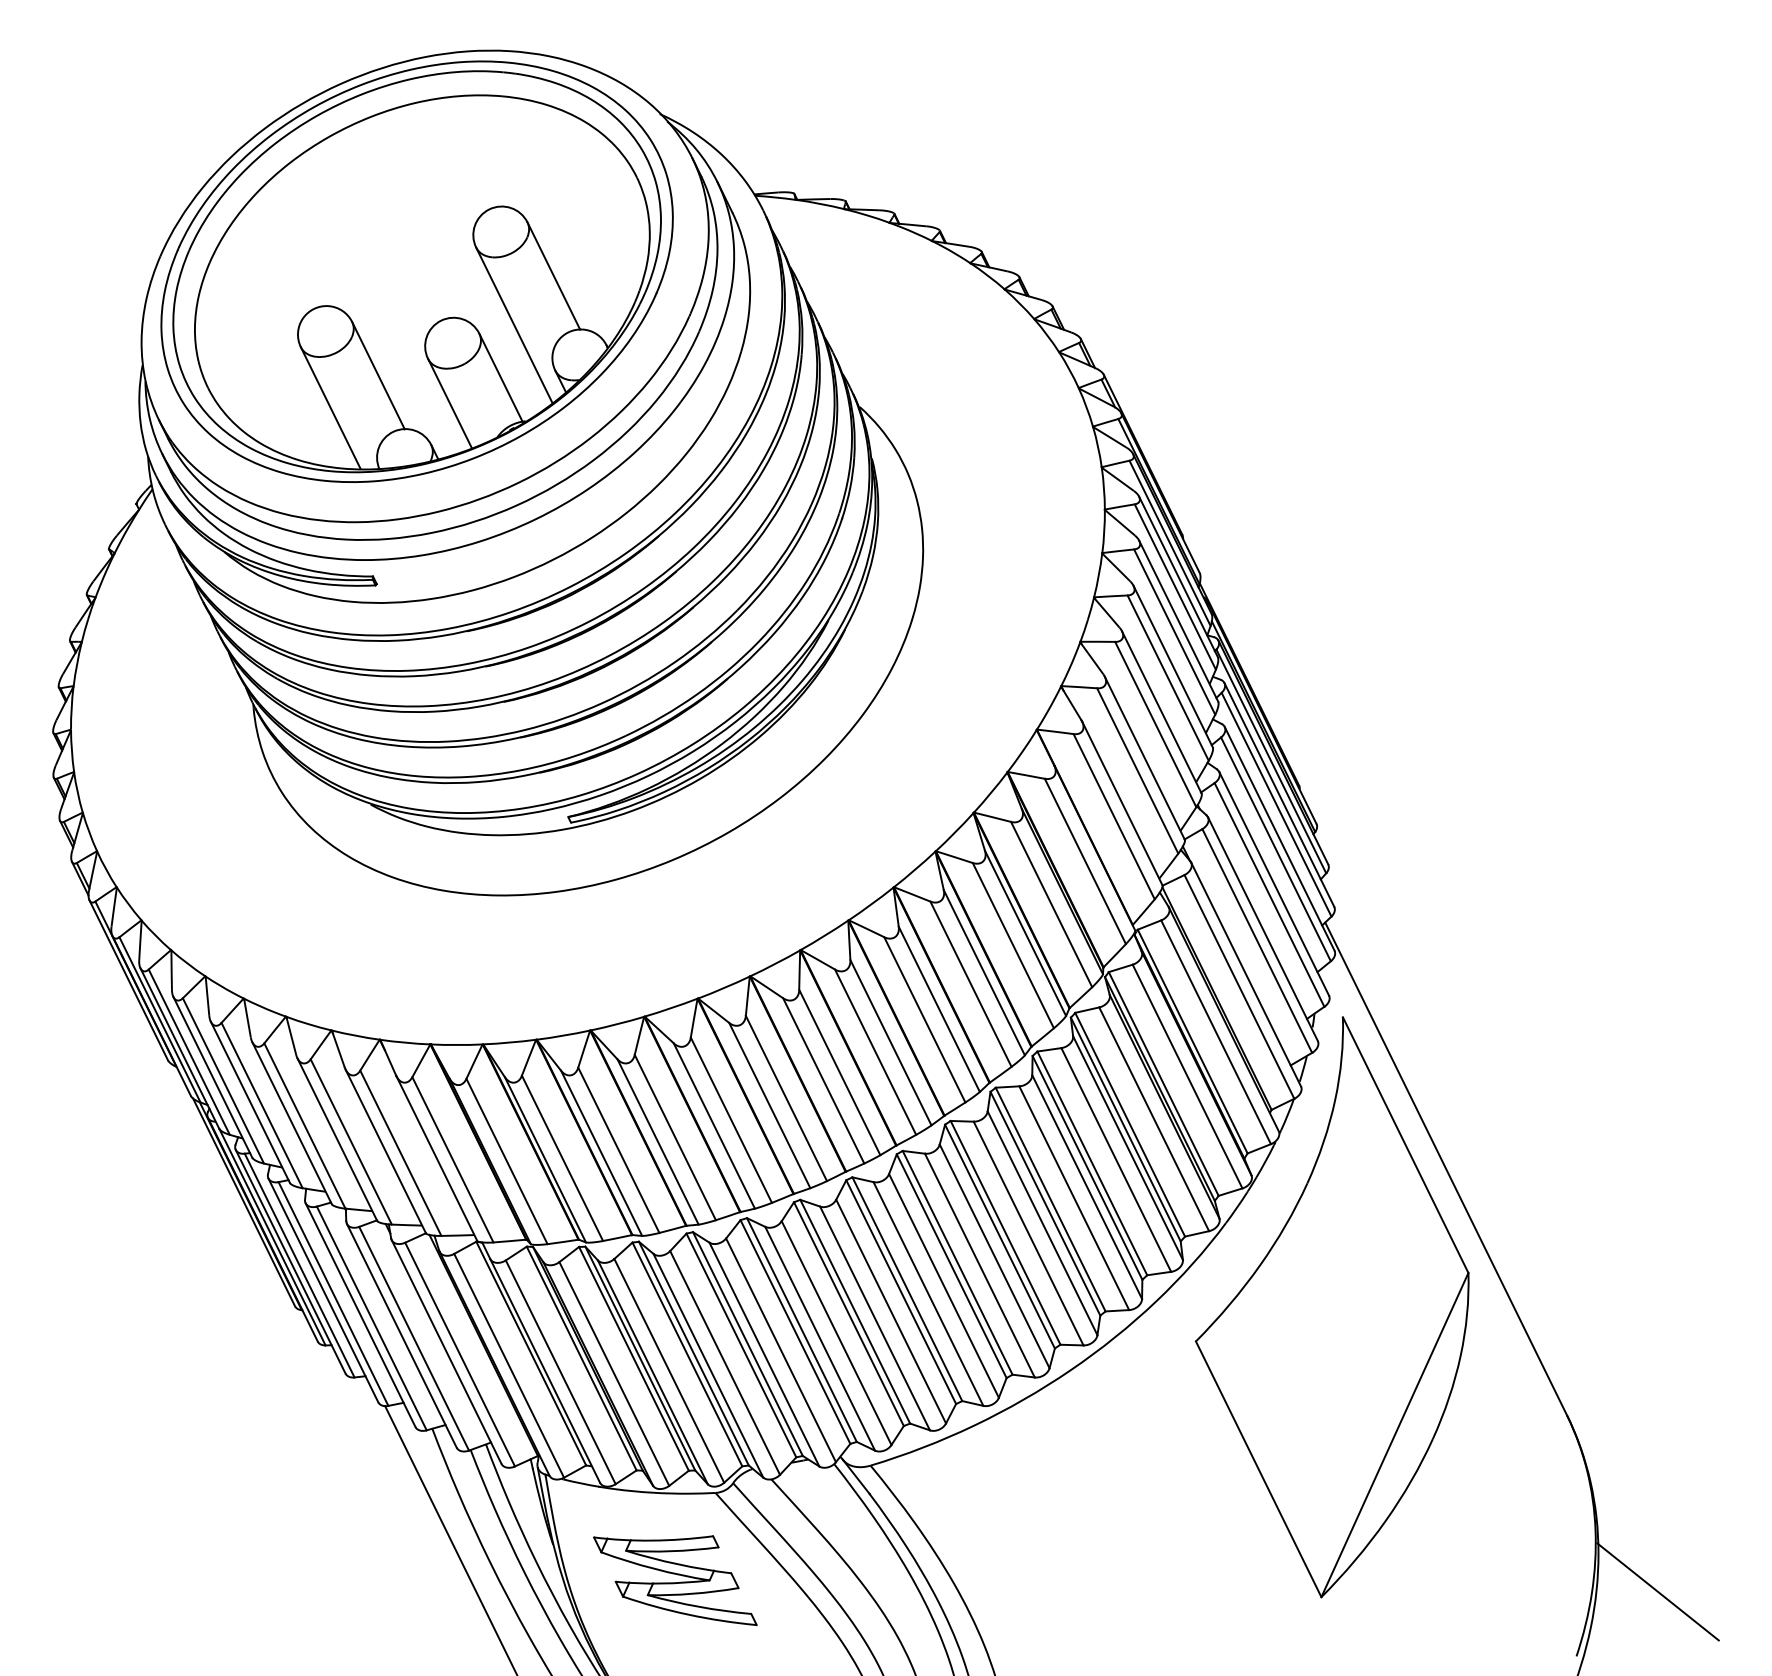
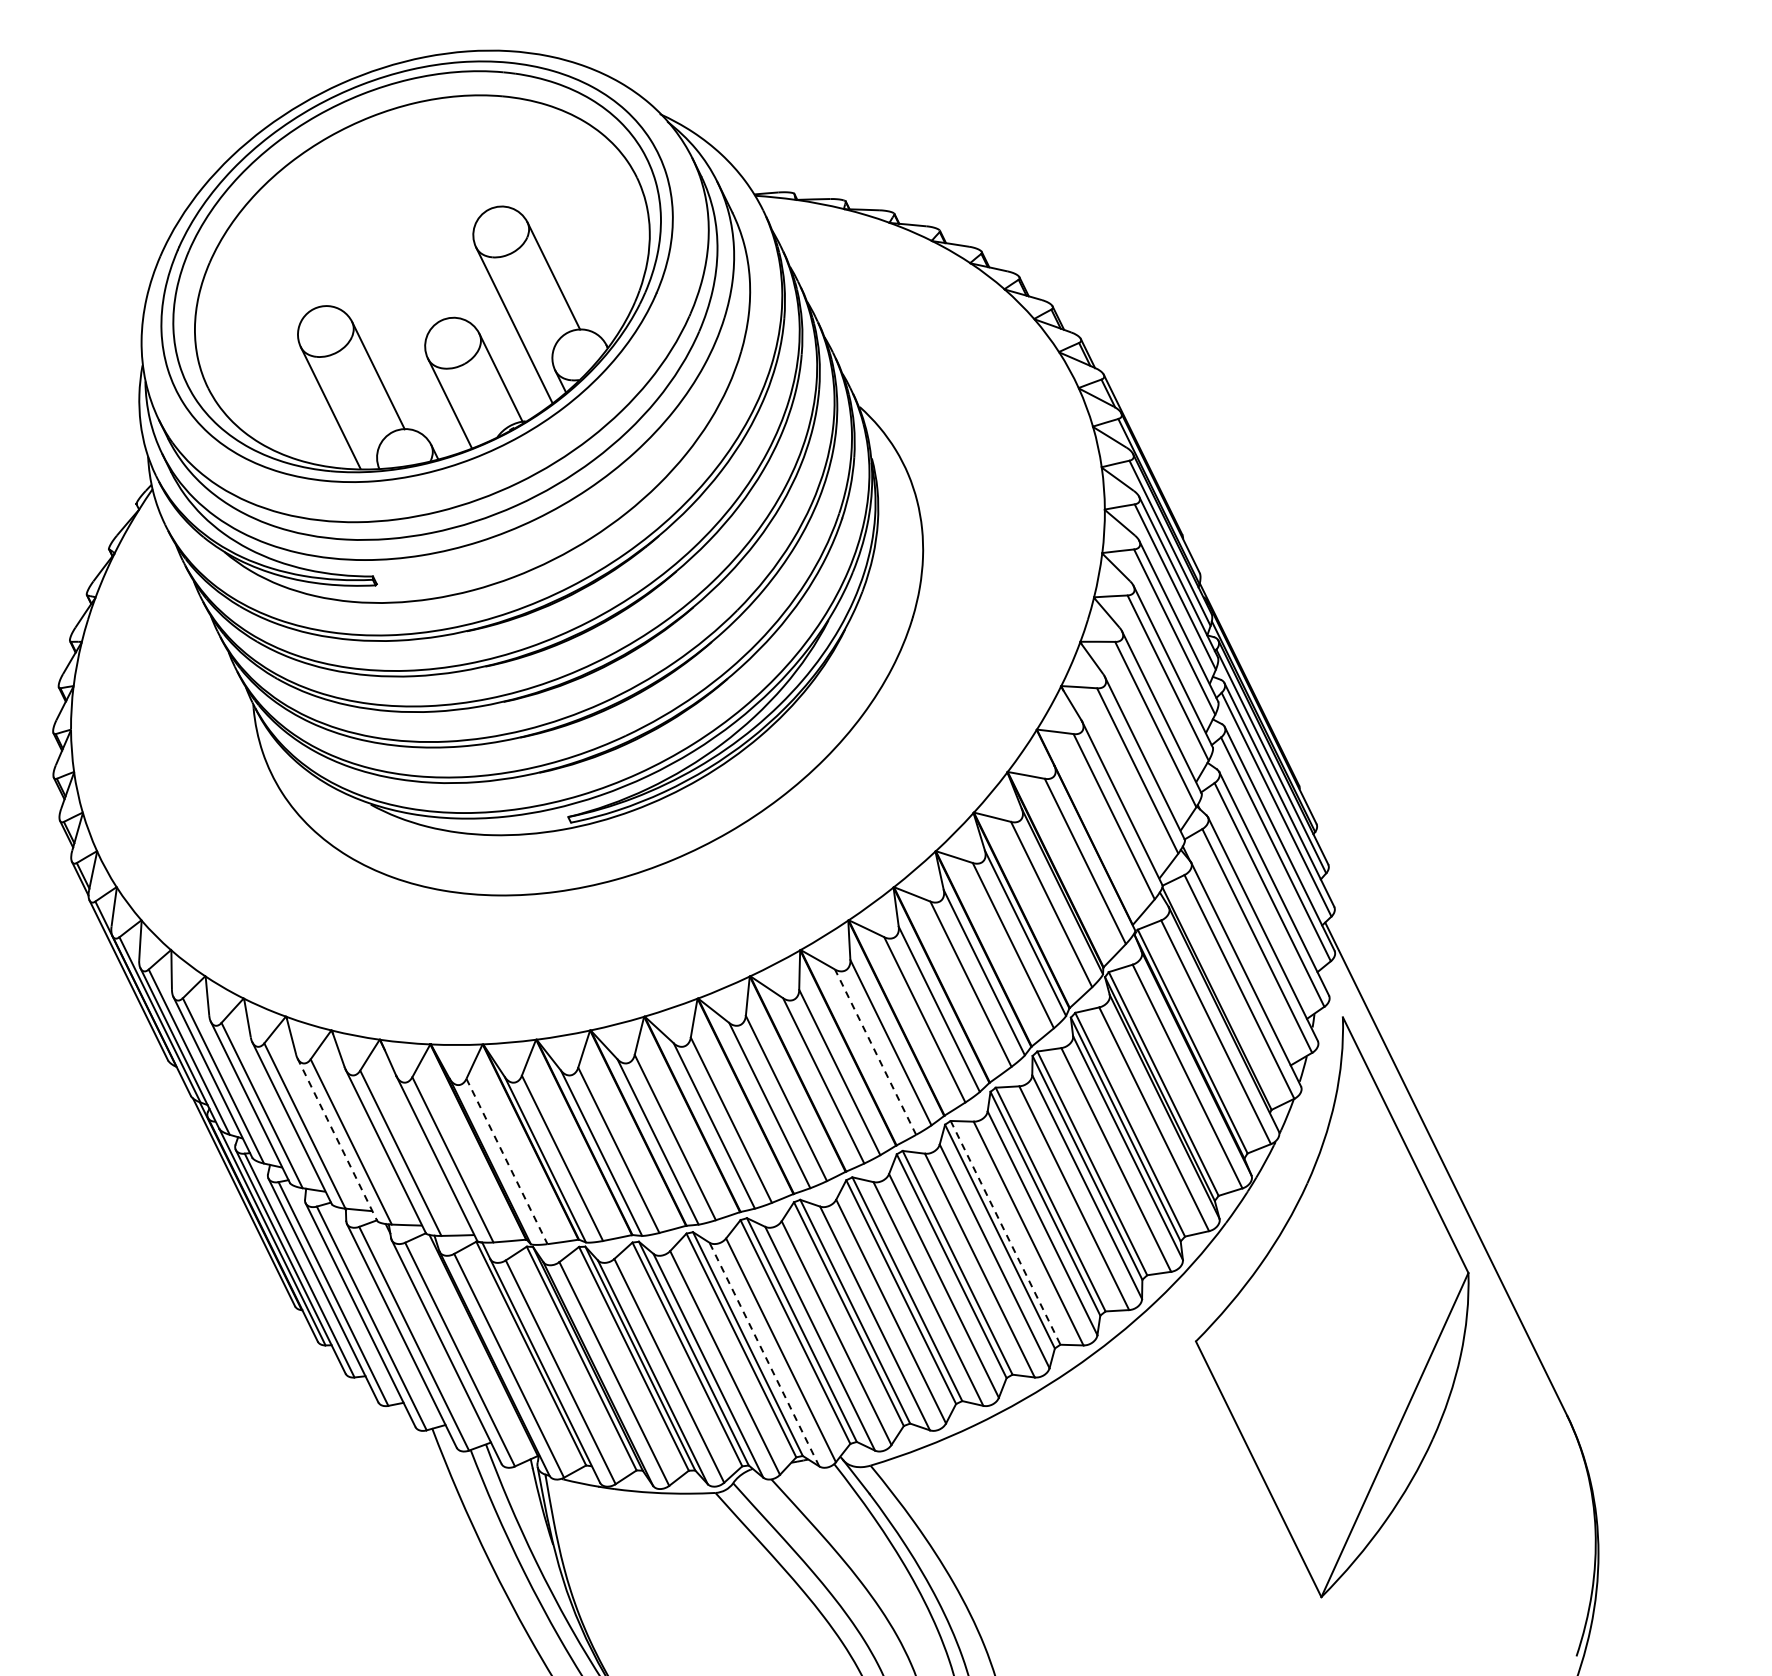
line: solid -> dashed (875, 1051)
line: solid -> dashed (337, 1139)
line: solid -> dashed (507, 1161)
line: solid -> dashed (1005, 1232)
line: solid -> dashed (764, 1354)
line: present -> none (450, 1539)
part: present -> none (675, 1580)
line: present -> none (1657, 1591)
